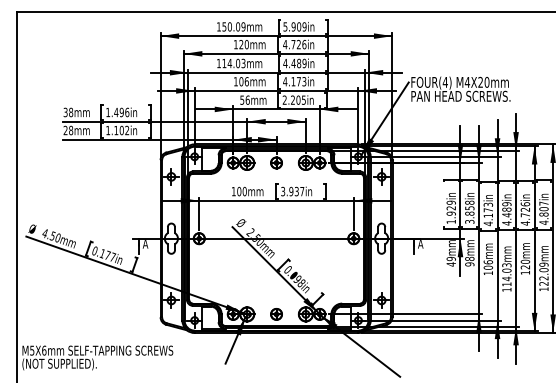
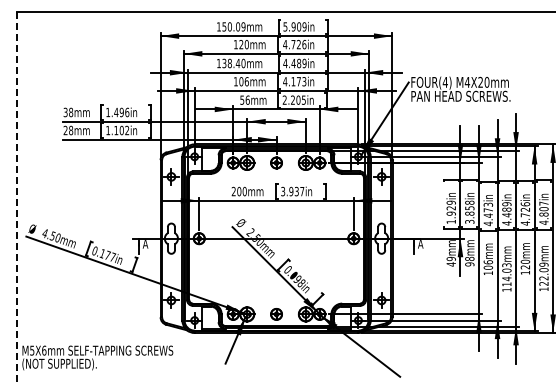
text: 114.03mm -> 138.40mm (233, 63)
text: 100mm -> 200mm (233, 190)
line: solid -> dashed (16, 197)
text: 4.173in -> 4.473in (487, 215)
